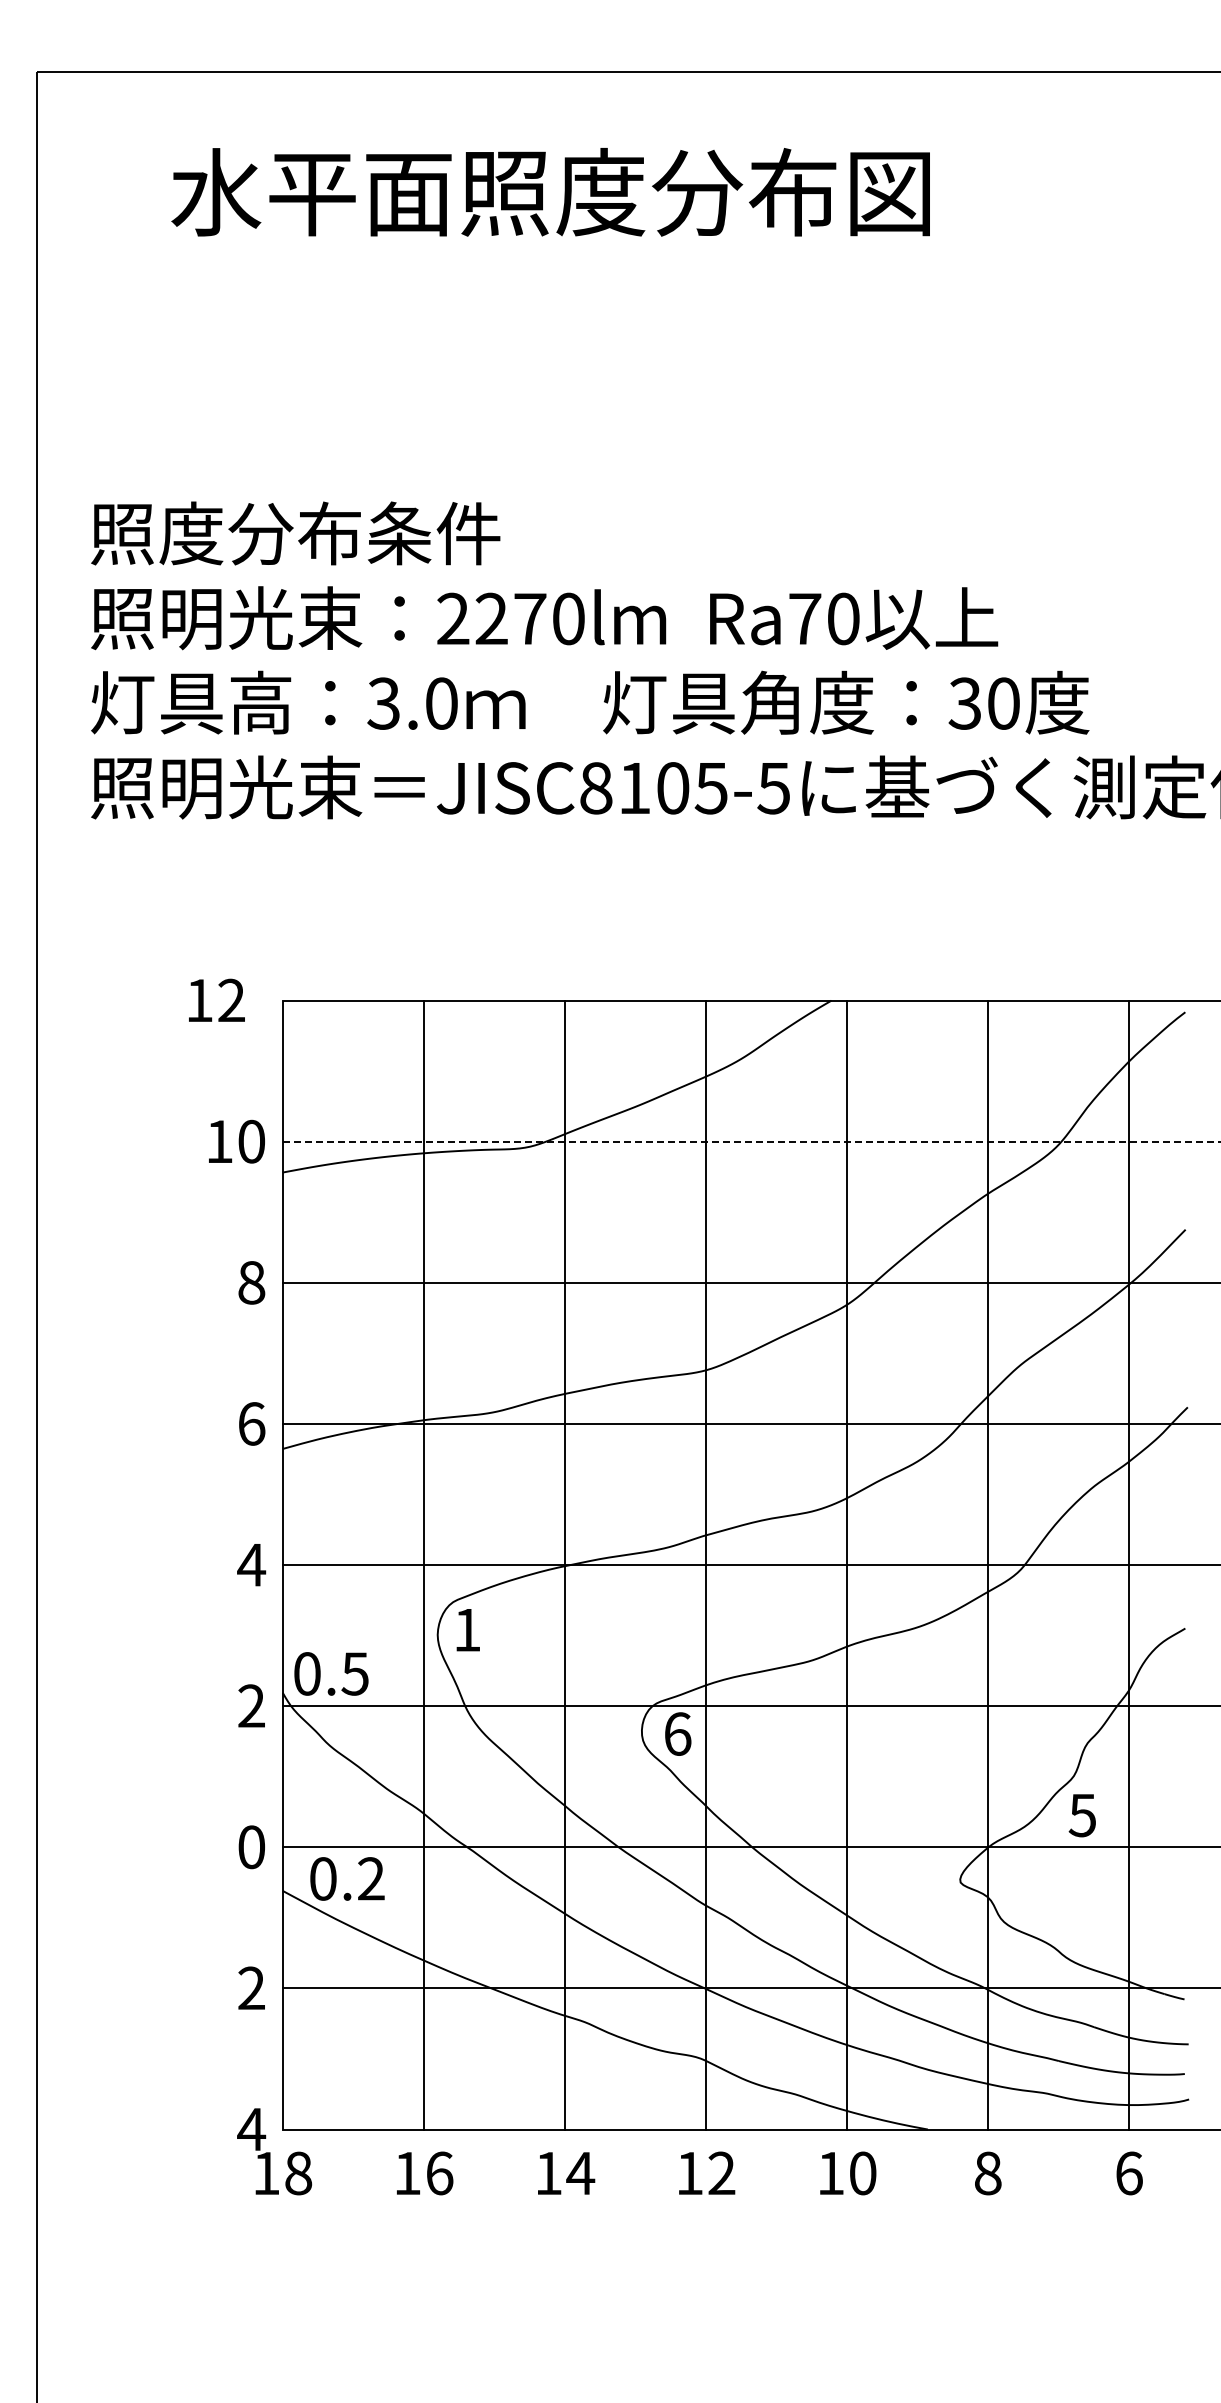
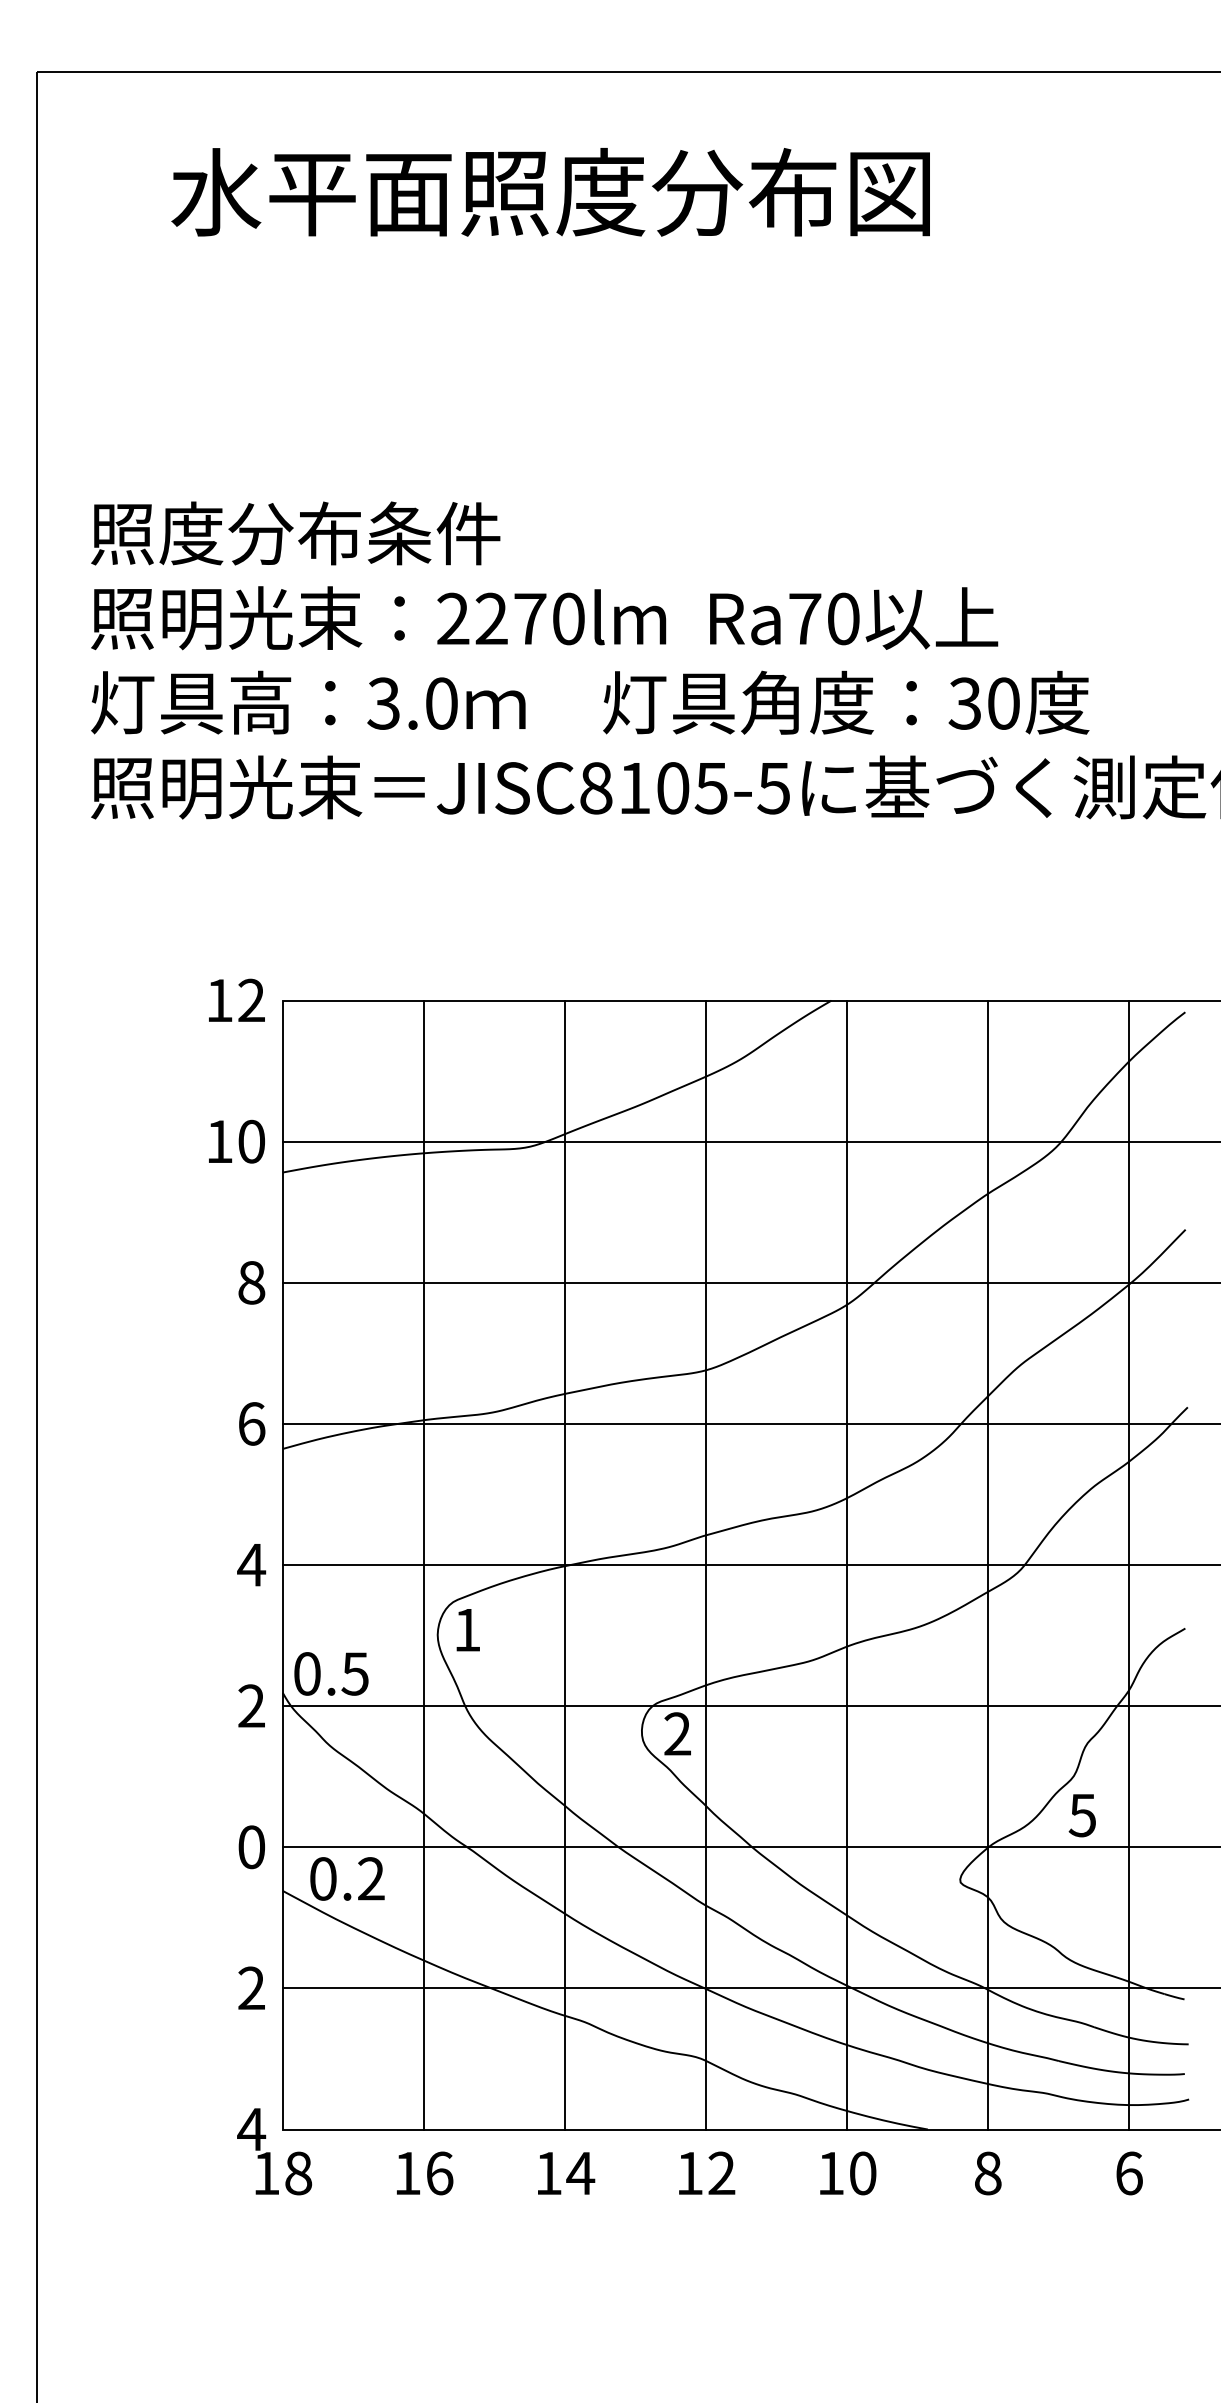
text position: (216, 999) -> (236, 999) (236, 999)
line: dashed -> solid (751, 1141)
text: 6 -> 2 (677, 1733)
